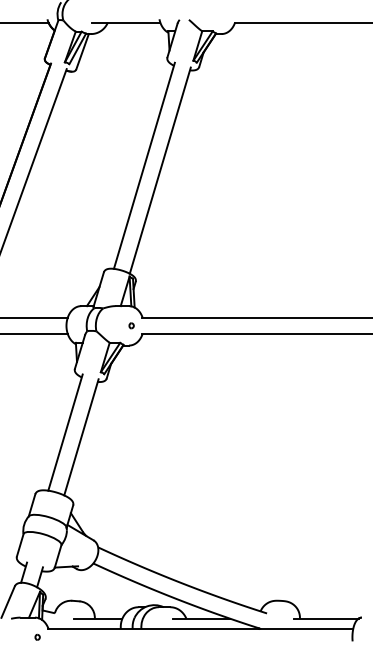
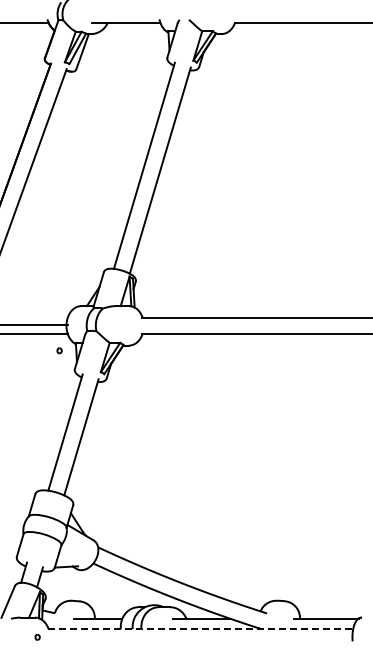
line position: (34, 317) -> (34, 324) (34, 324)
part position: (131, 325) -> (59, 350) (59, 350)
line: solid -> dashed (200, 629)
